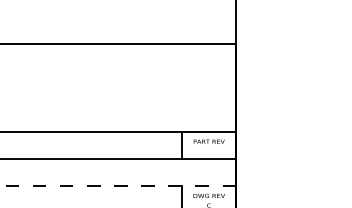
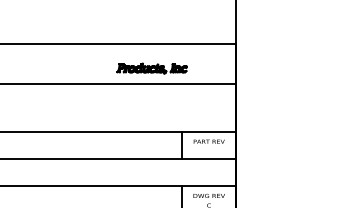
part: none -> present (151, 68)
line: none -> present (119, 84)
line: dashed -> solid (118, 186)
